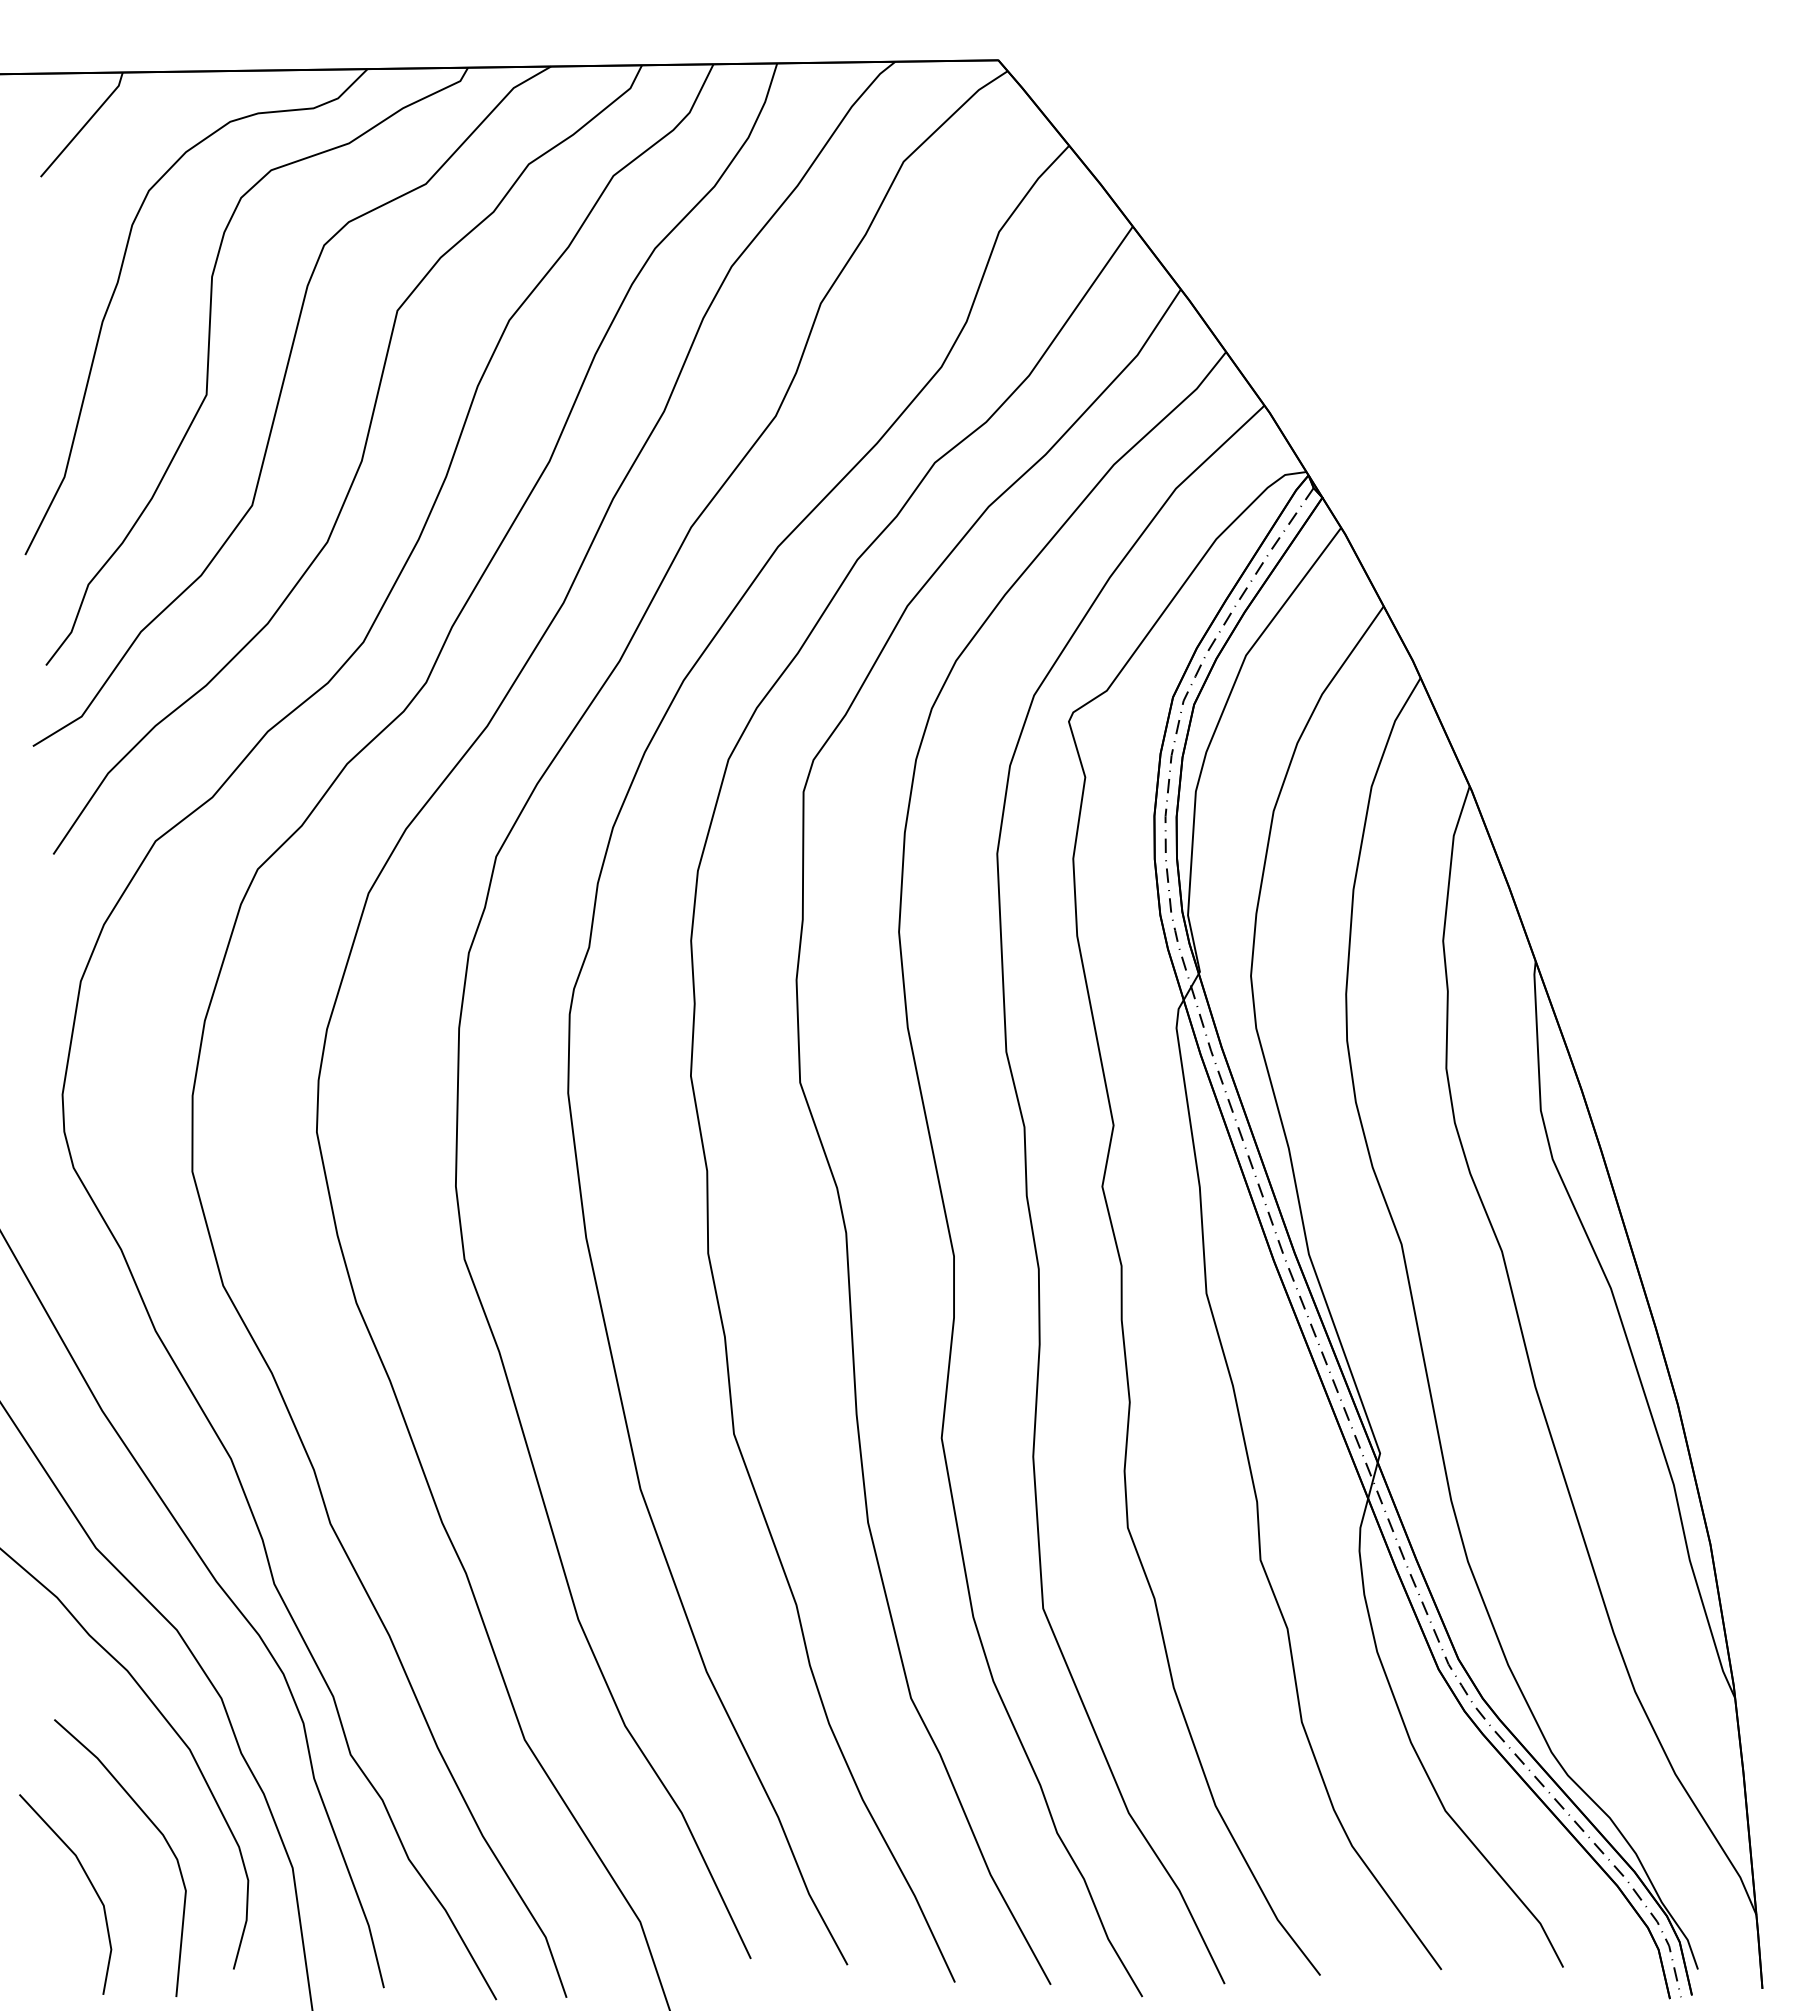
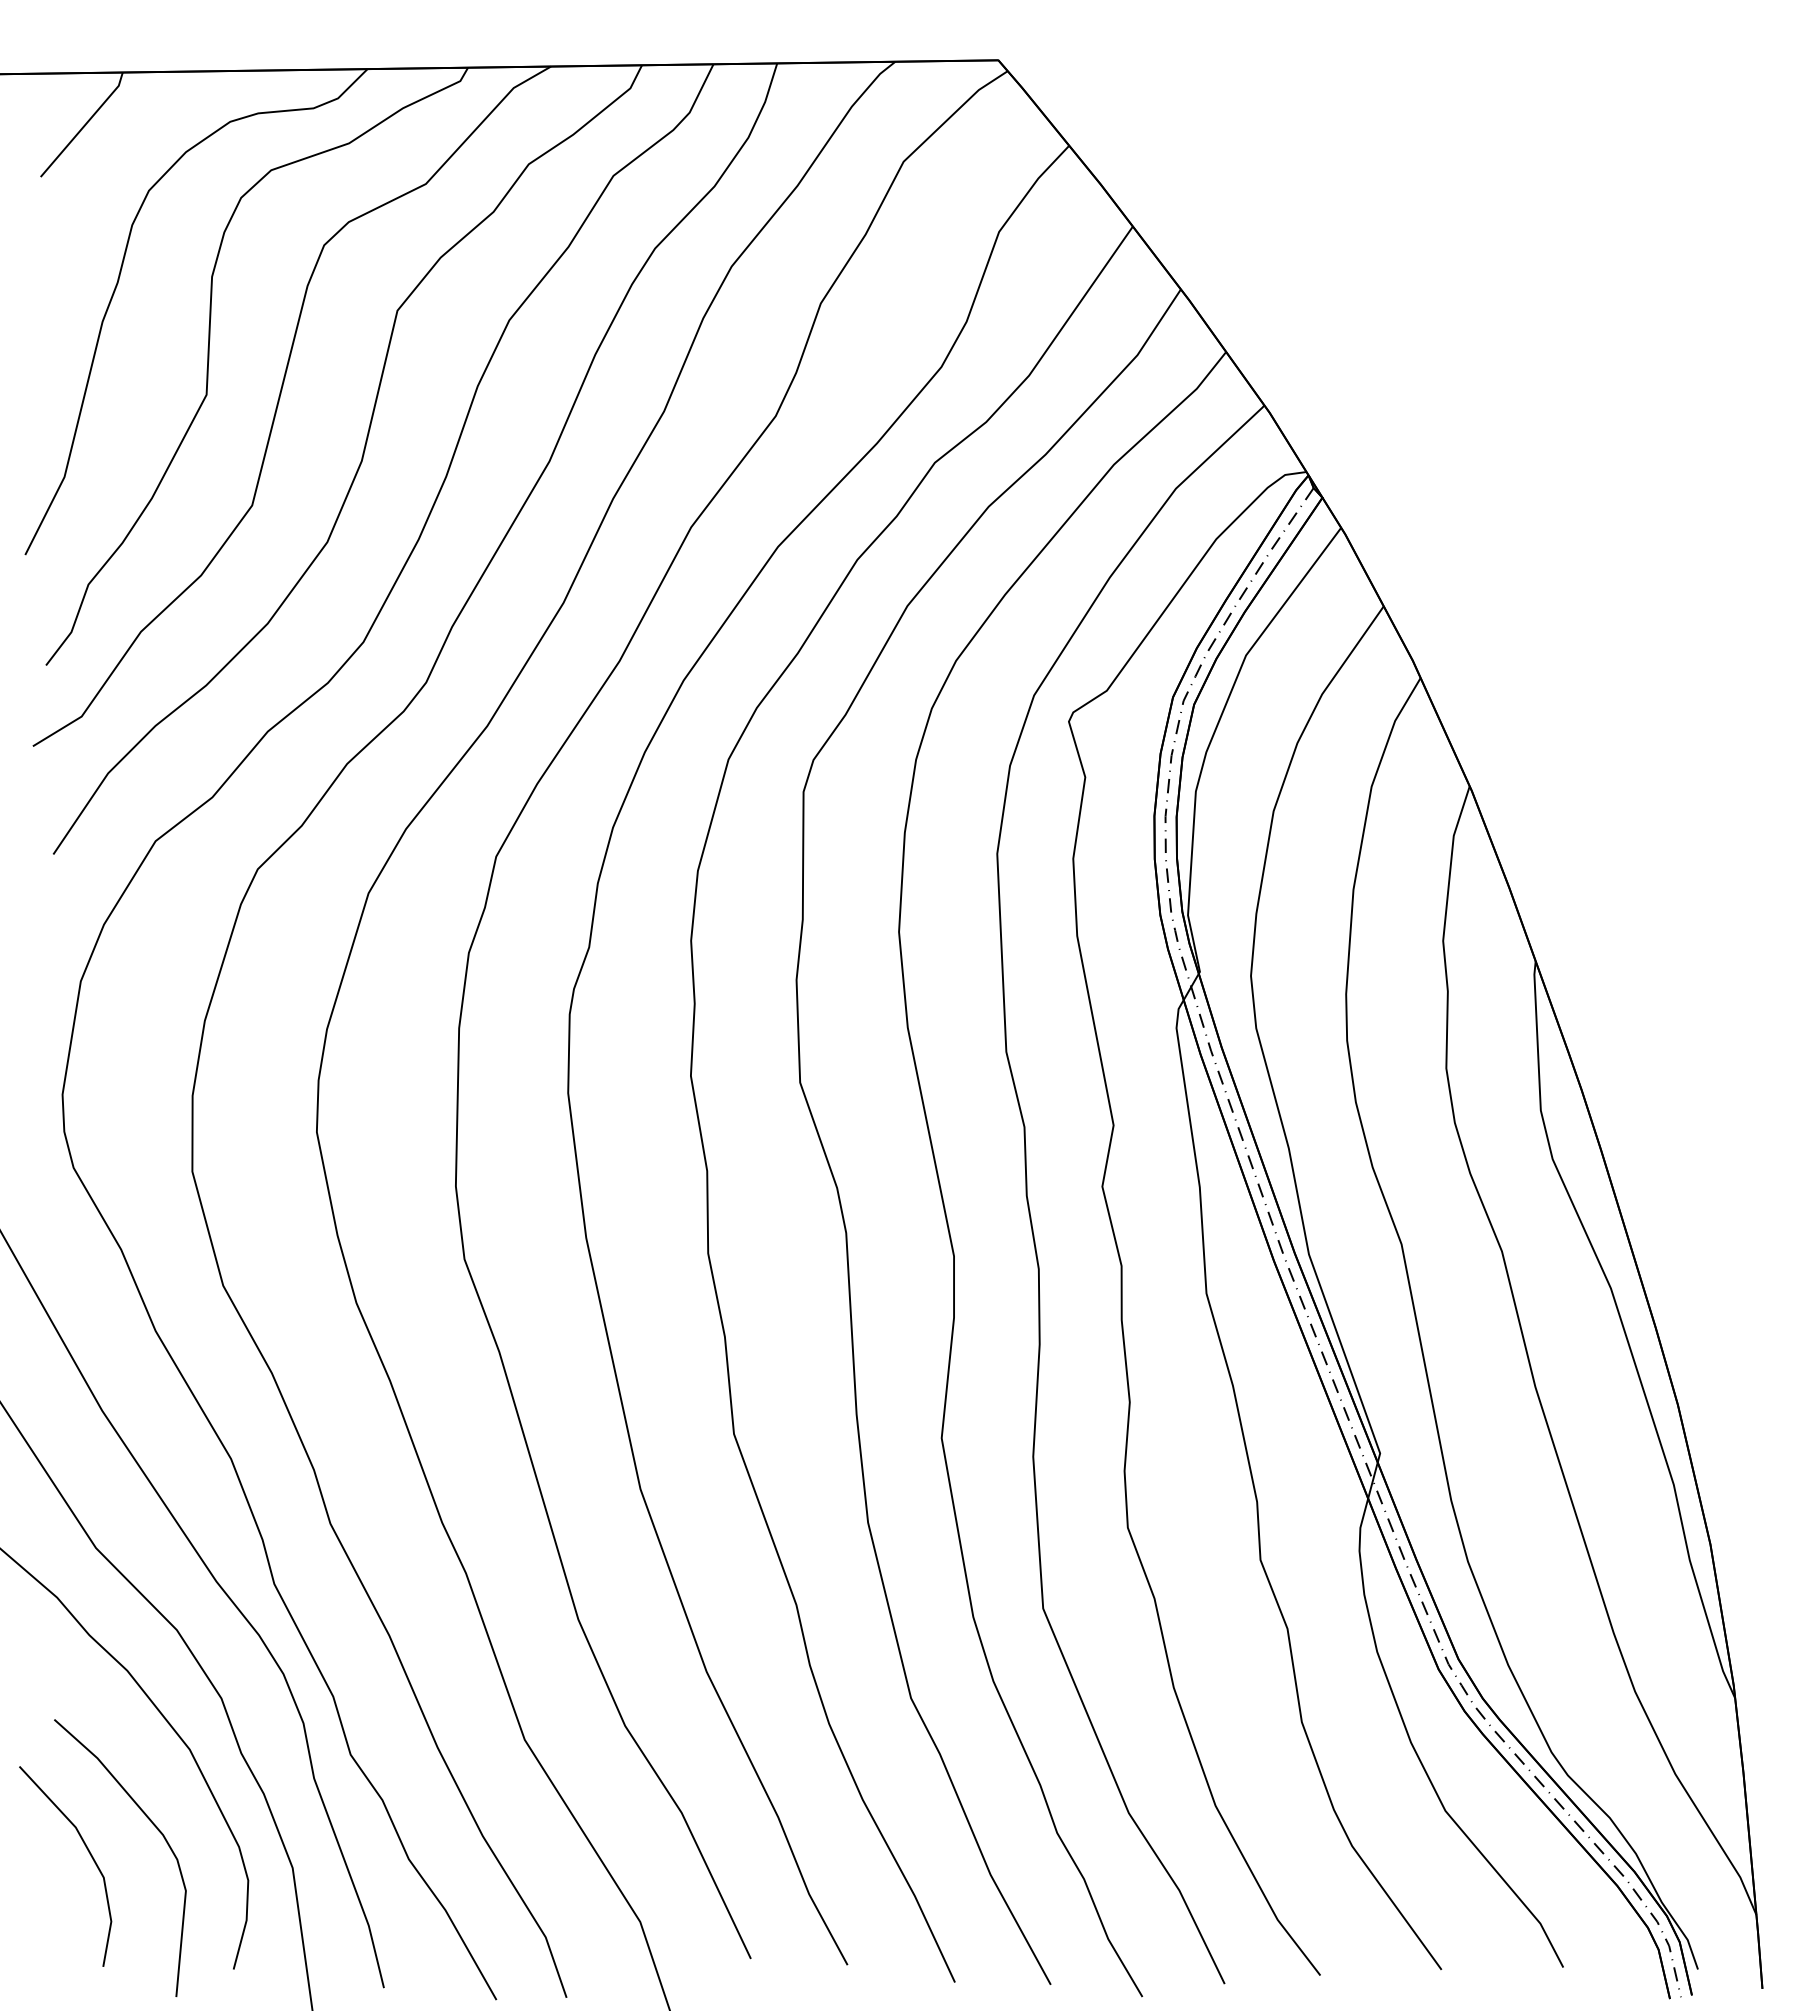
line position: (89, 1882) -> (89, 1854) (89, 1854)
